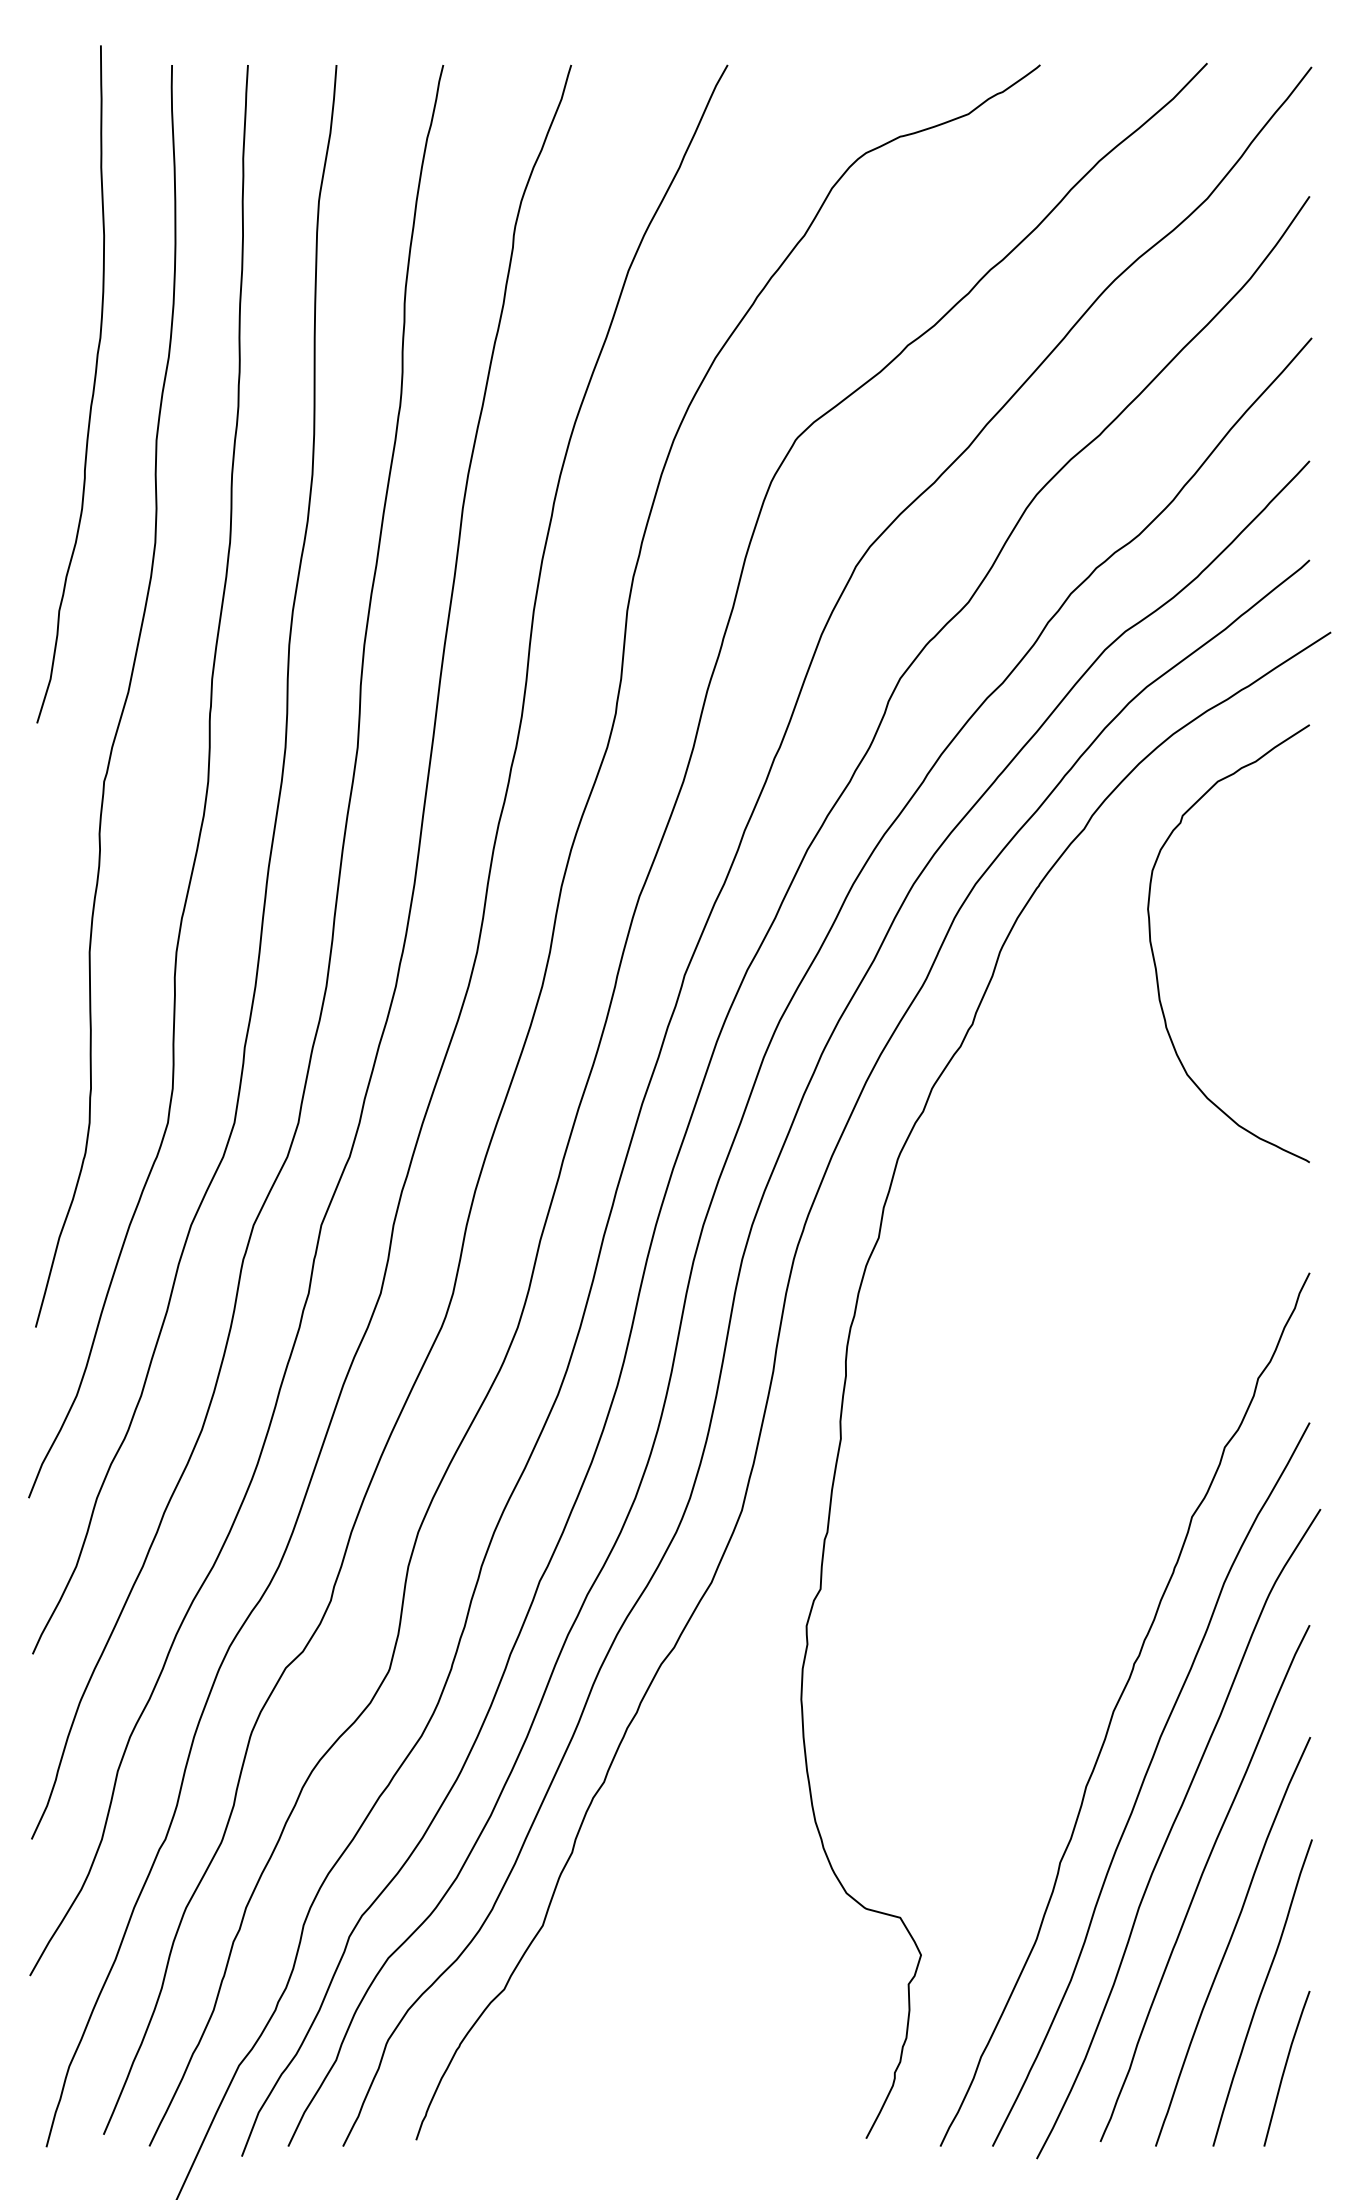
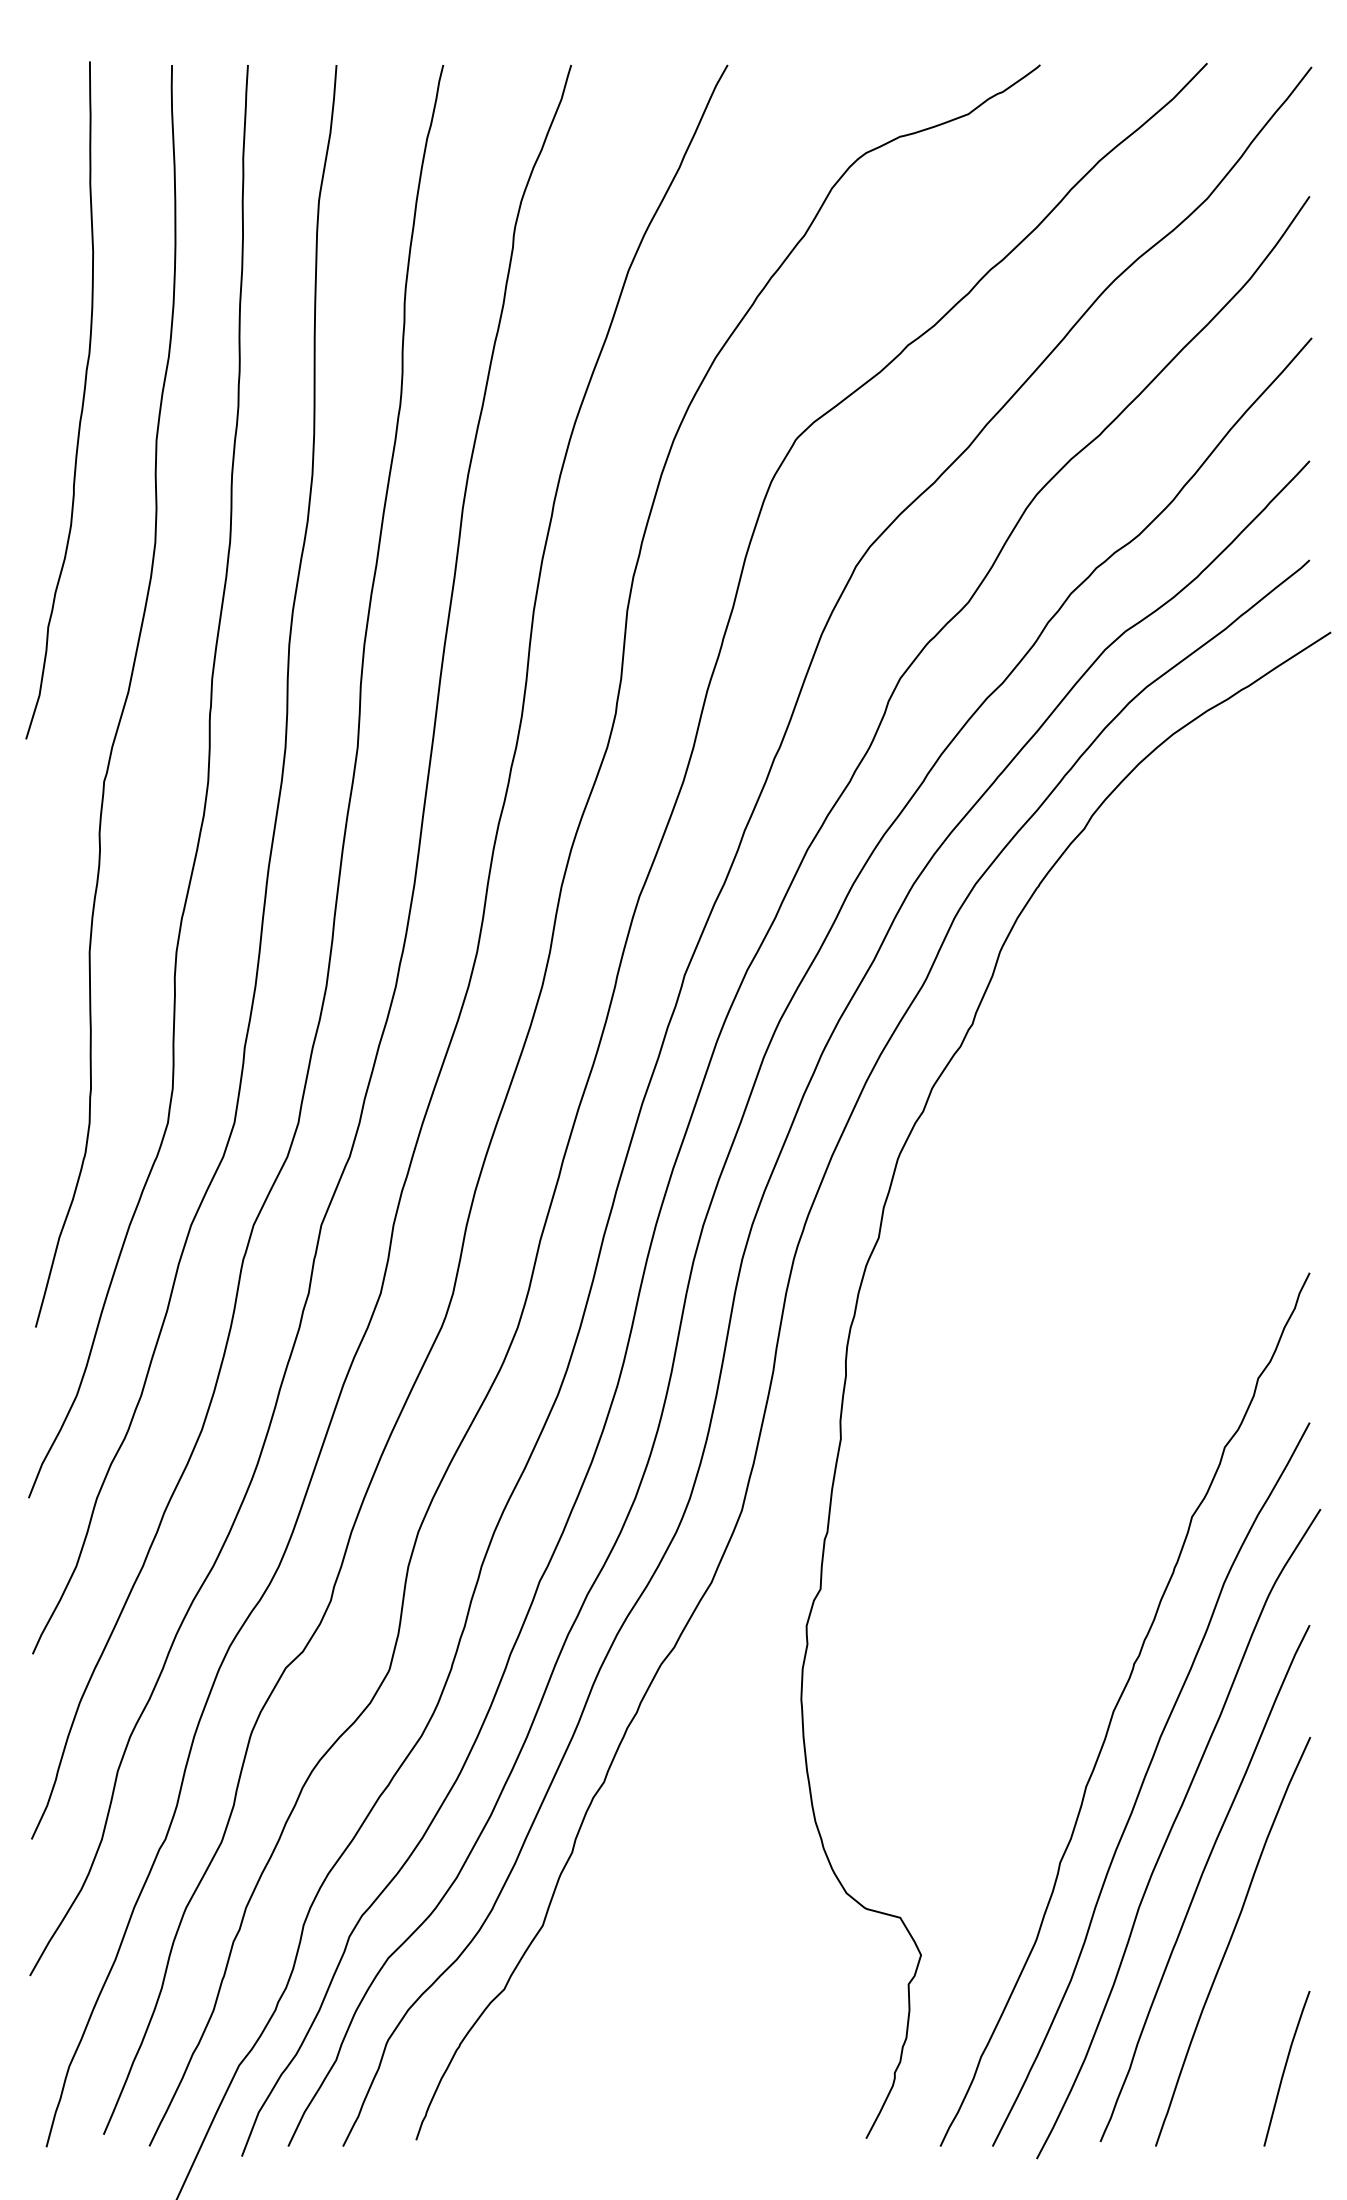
curve position: (92, 389) -> (81, 405) (81, 405)
curve: present -> none (1155, 960)
curve: present -> none (1262, 1992)
